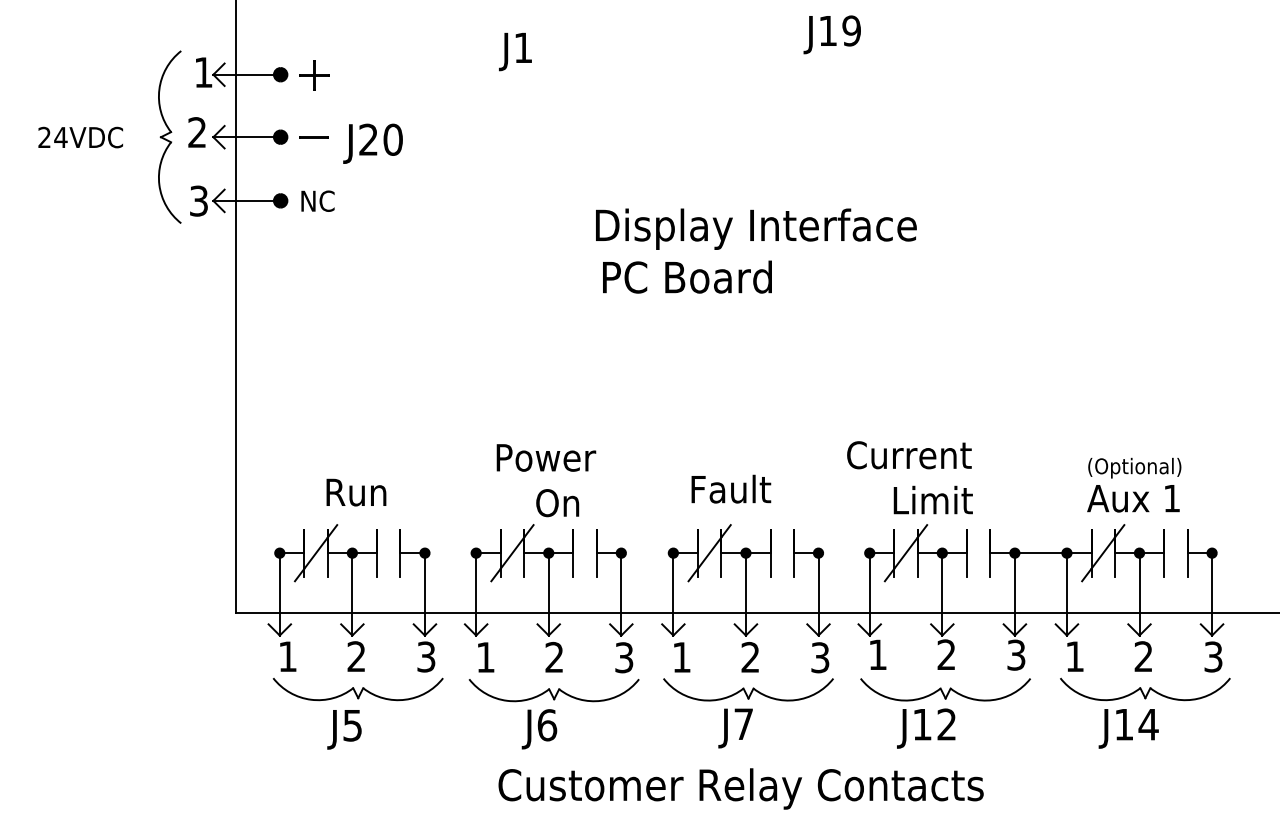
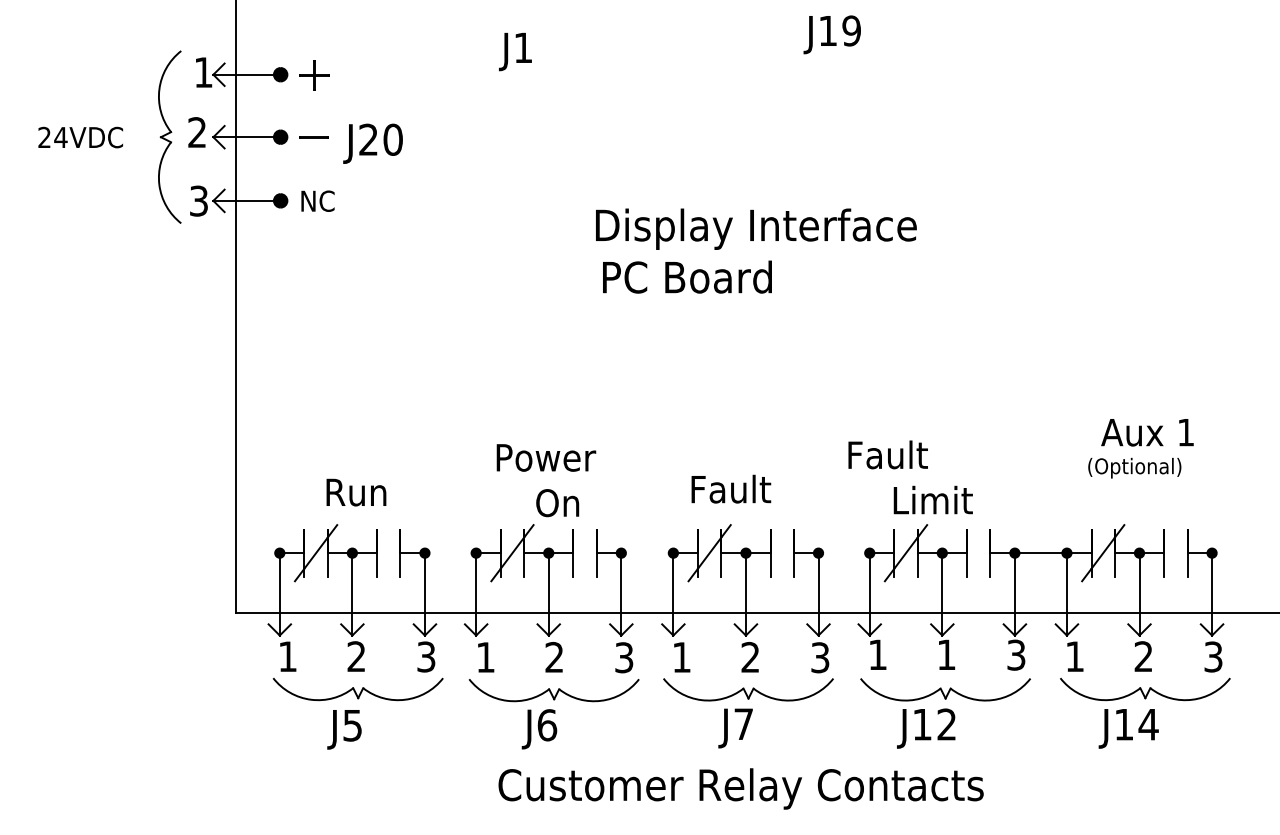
text: Current -> Fault (909, 454)
text position: (1133, 498) -> (1147, 432) (1147, 432)
text: 2 -> 1 (946, 654)
